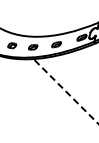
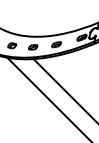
line: dashed -> solid (66, 91)
line: none -> present (48, 98)
